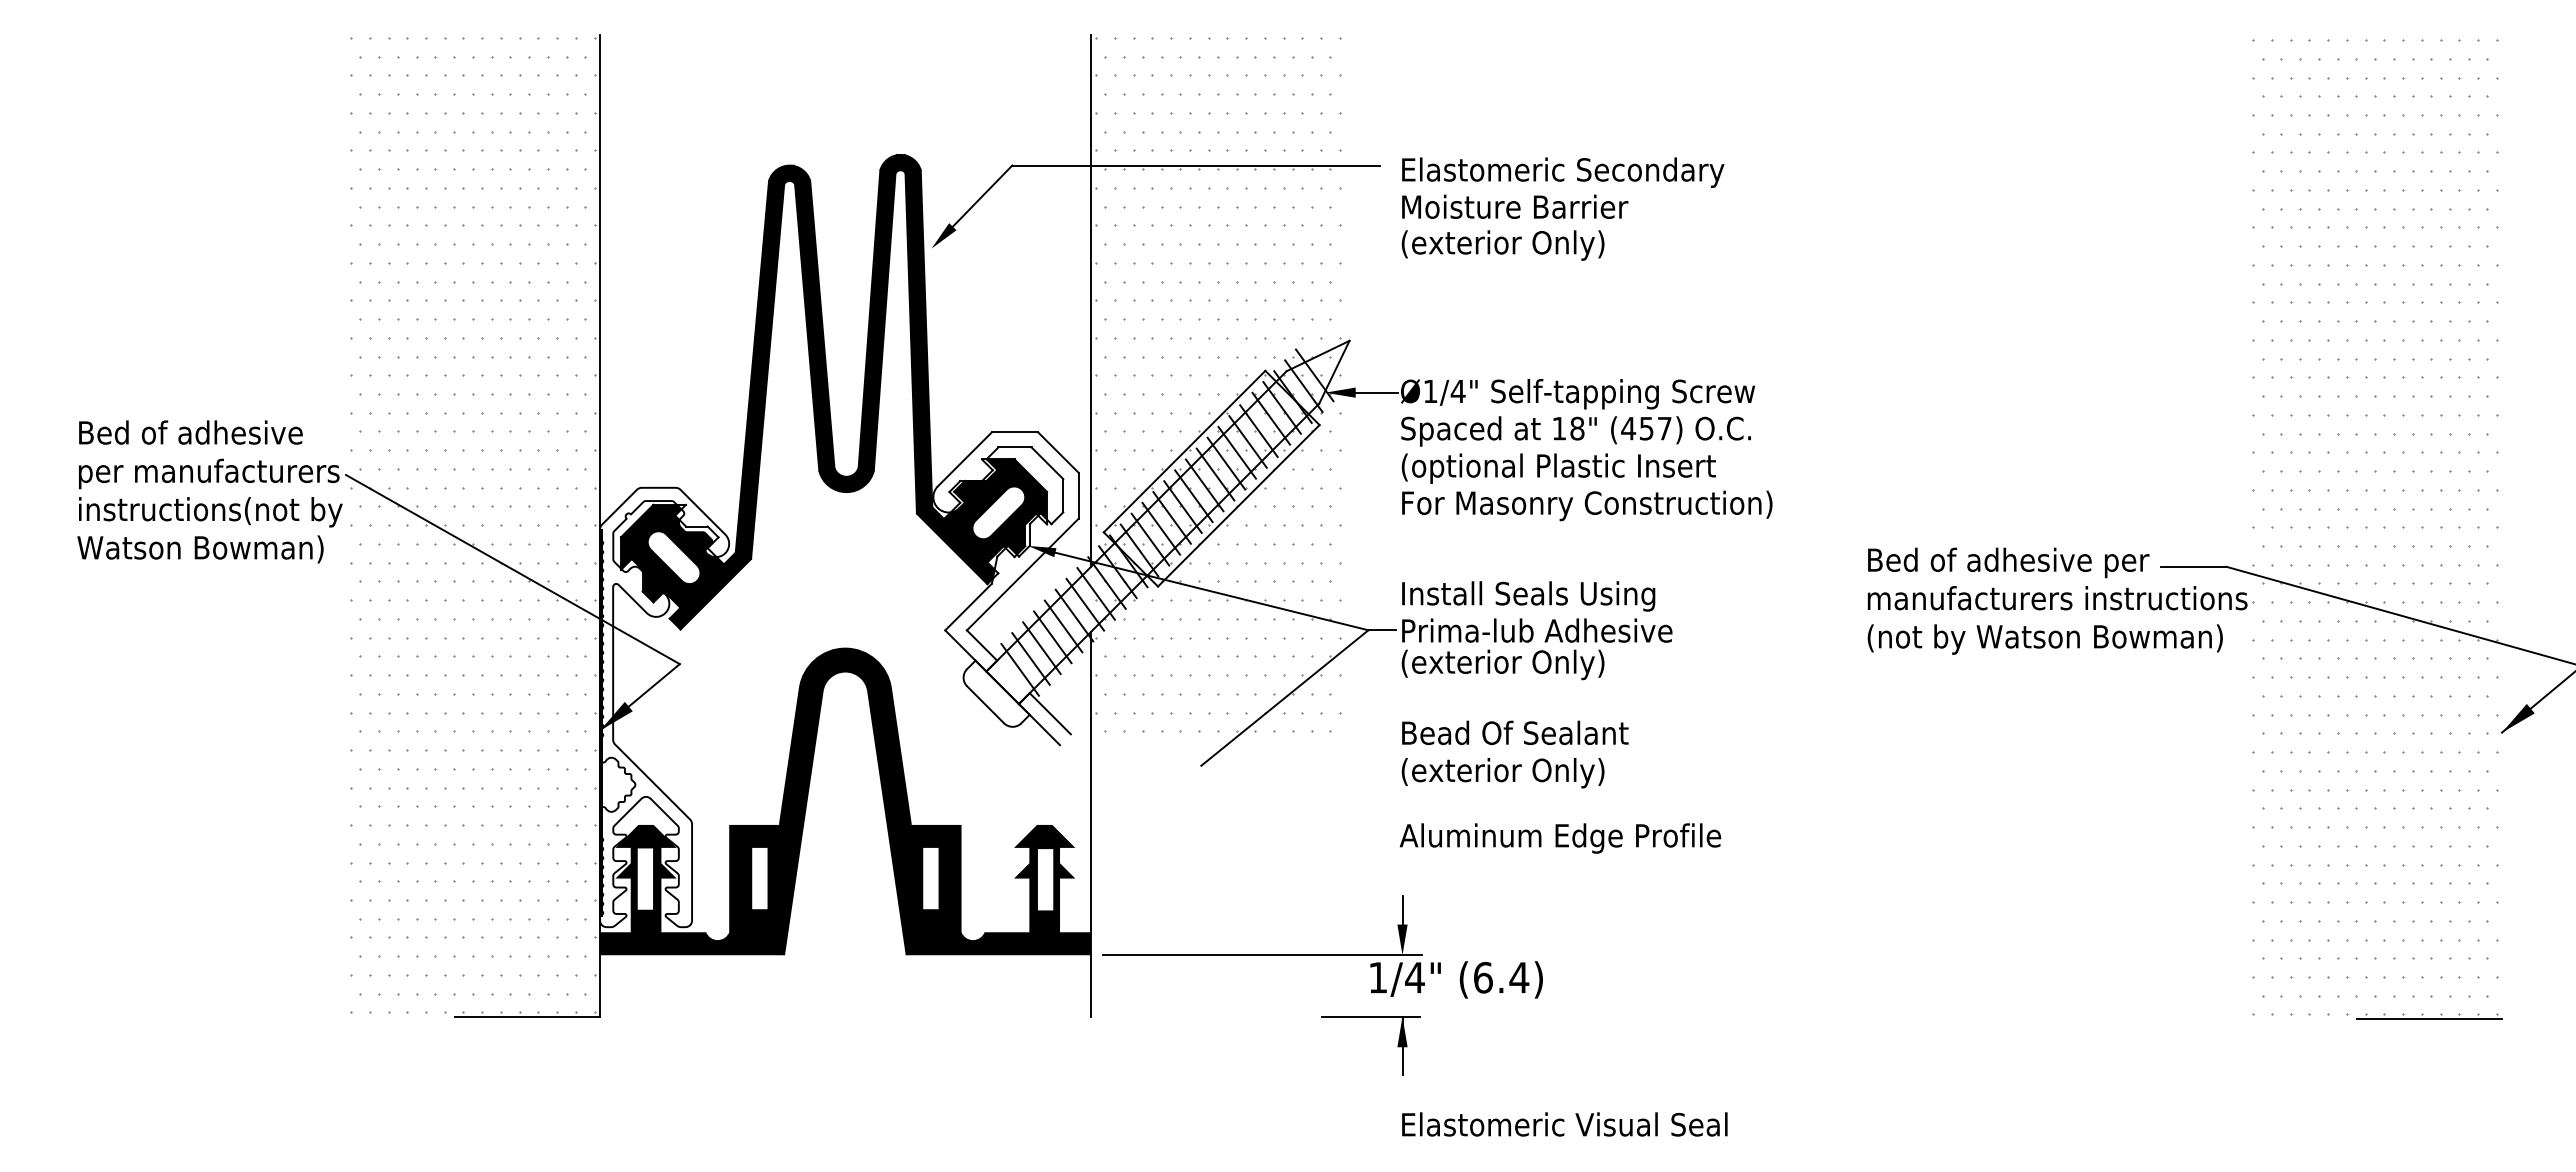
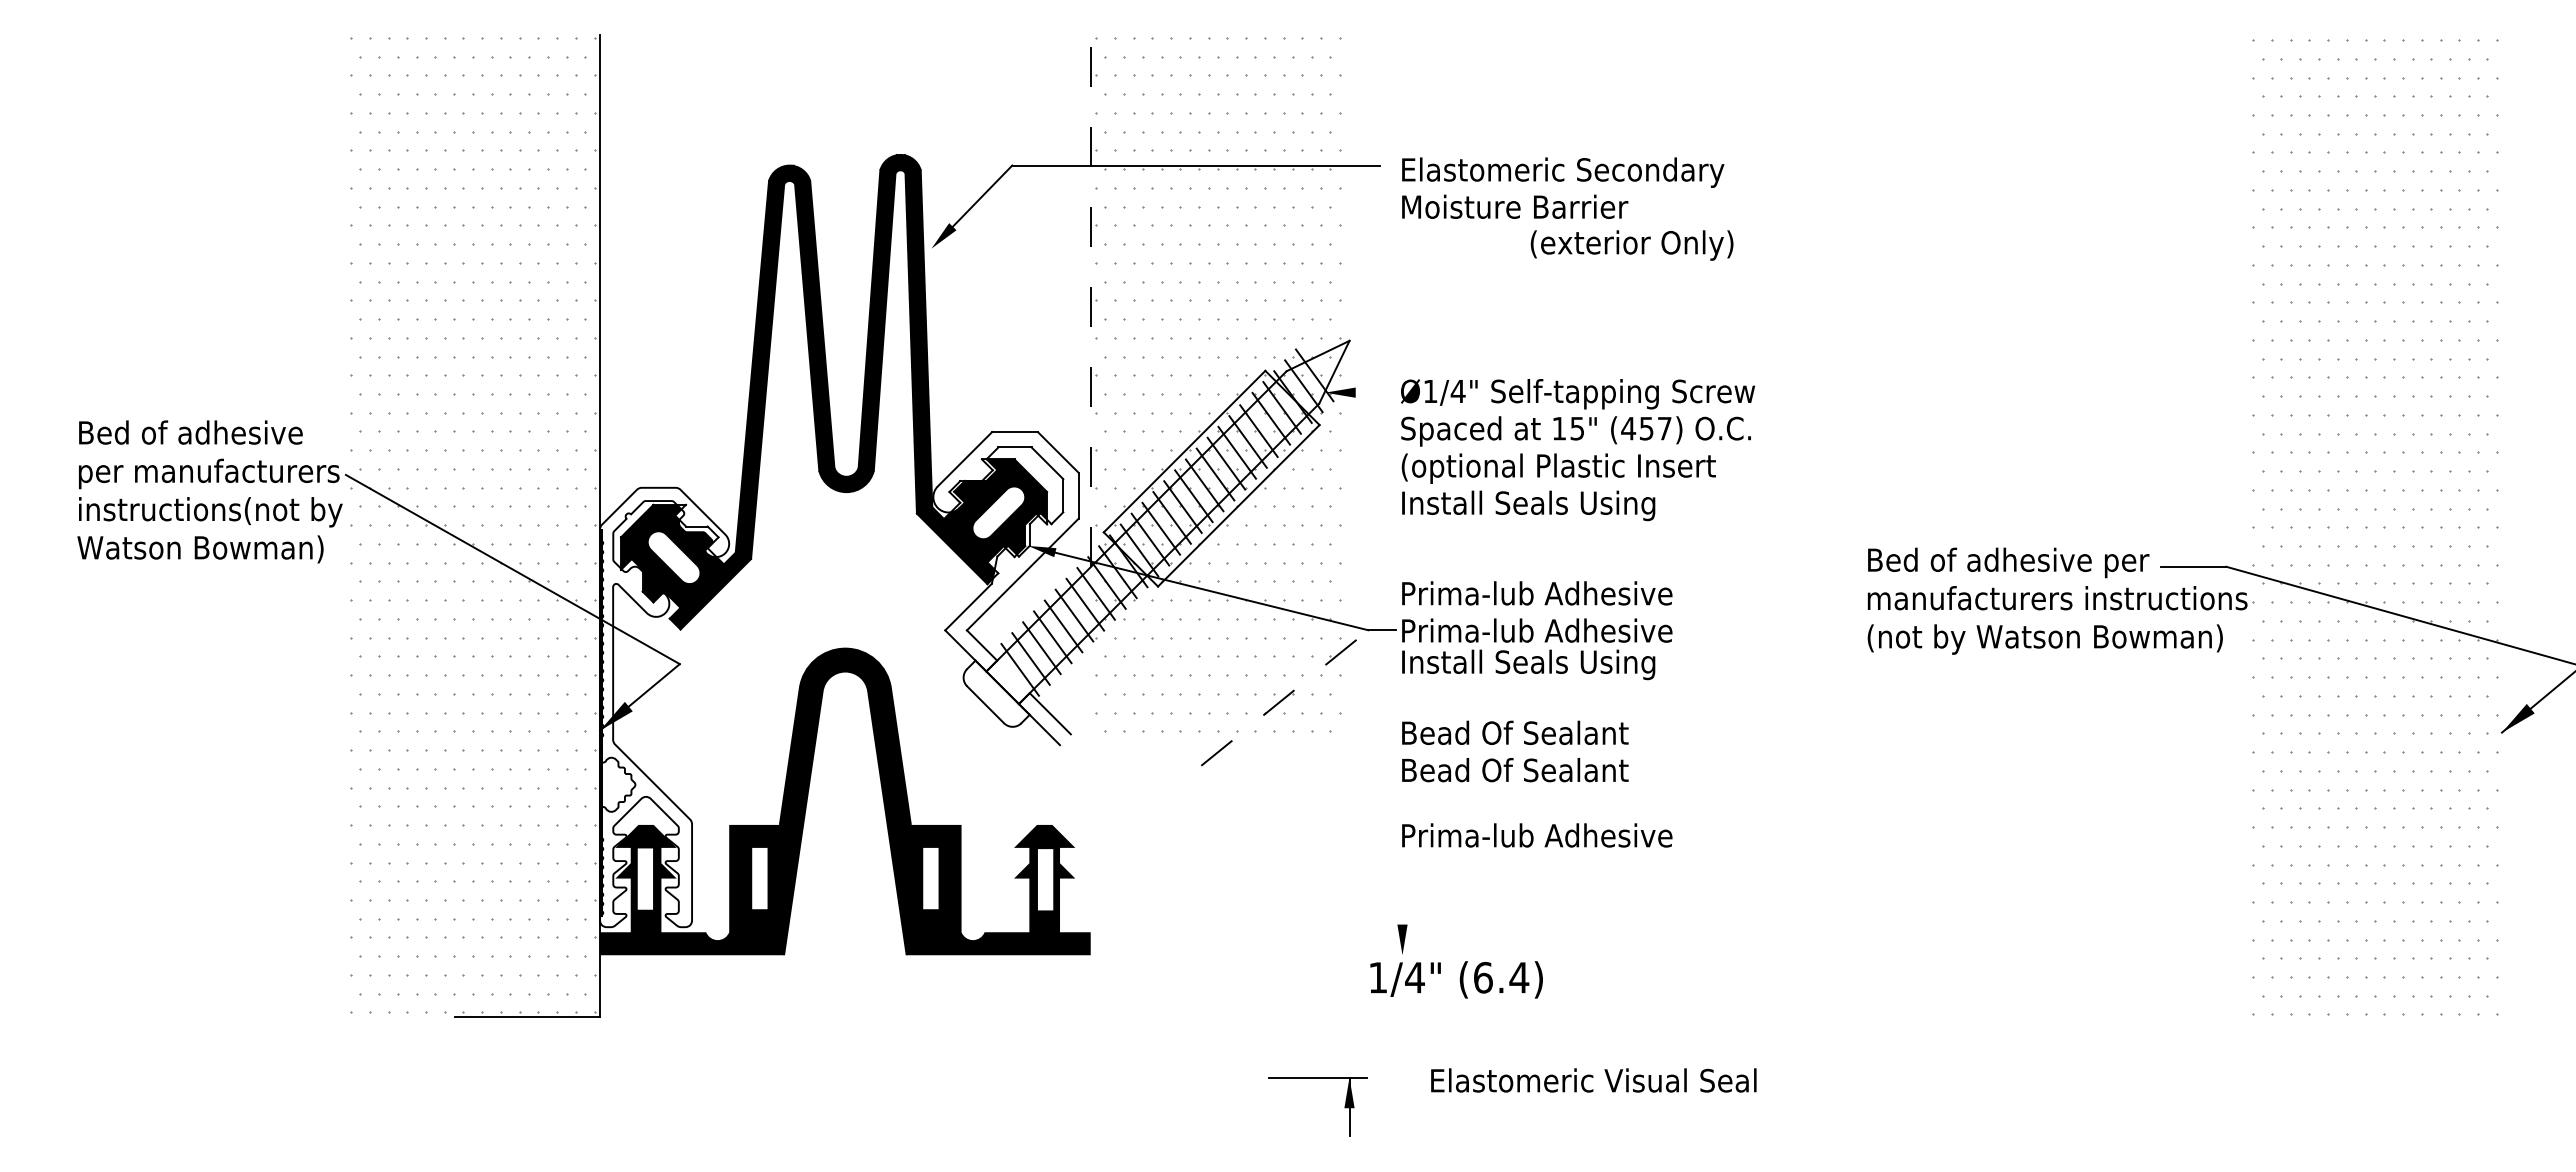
text position: (1502, 245) -> (1631, 245) (1631, 245)
line: solid -> dashed (1090, 301)
line: present -> none (1376, 392)
text: 18" -> 15" (1577, 428)
text: For Masonry Construction) -> Install Seals Using (1588, 505)
text: Install Seals Using -> Prima-lub Adhesive (1538, 596)
text: (exterior Only) -> Install Seals Using (1528, 664)
line: solid -> dashed (1284, 698)
text: (exterior Only) -> Bead Of Sealant (1514, 773)
line: present -> none (1090, 824)
text: Aluminum Edge Profile -> Prima-lub Adhesive (1560, 838)
line: present -> none (1402, 909)
line: present -> none (1262, 955)
line: present -> none (2429, 1018)
part position: (1397, 1045) -> (1344, 1106) (1344, 1106)
text position: (1564, 1124) -> (1593, 1080) (1593, 1080)
